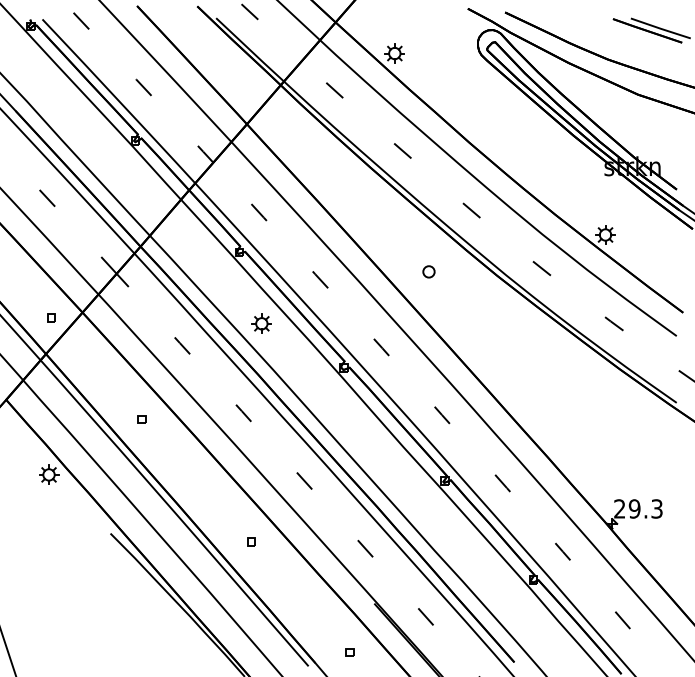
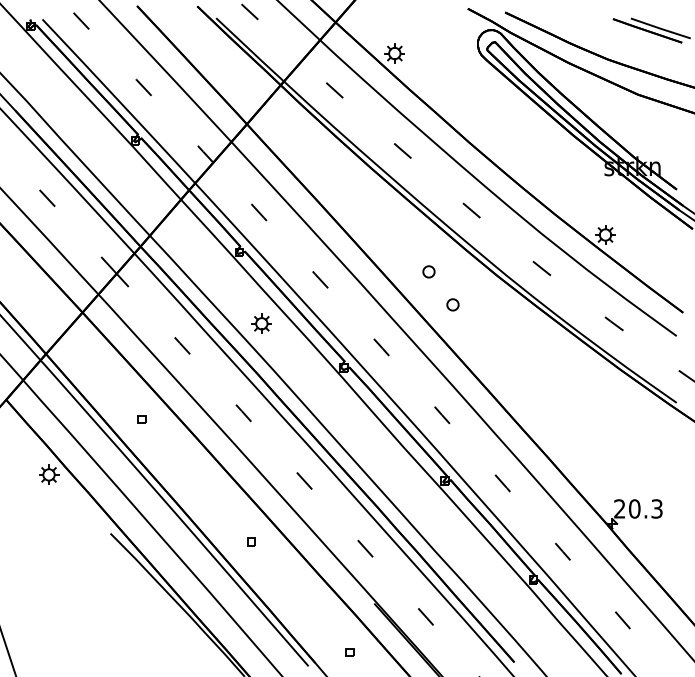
part: none -> present (452, 304)
part: present -> none (51, 317)
text: 29.3 -> 20.3 (634, 508)
